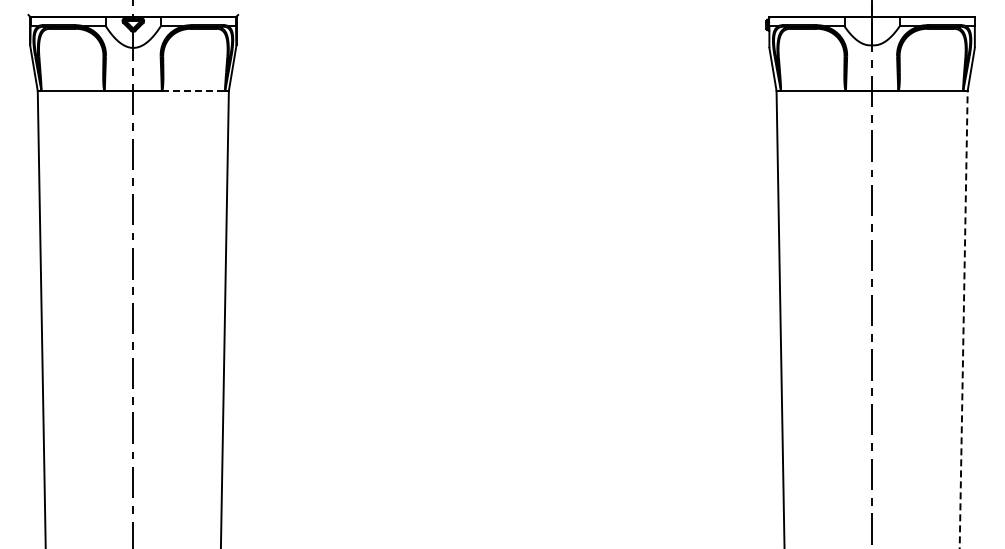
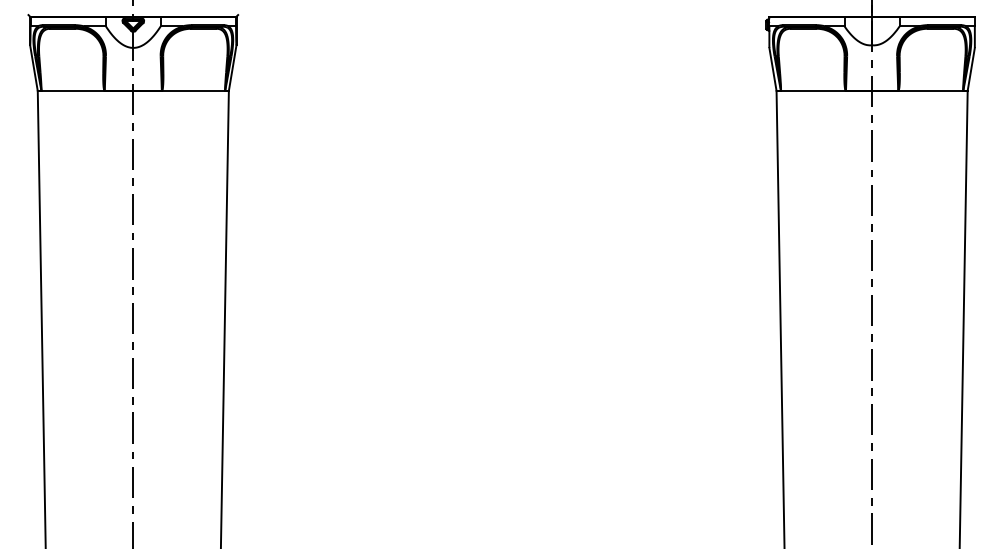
line: dashed -> solid (193, 90)
line: dashed -> solid (963, 319)
